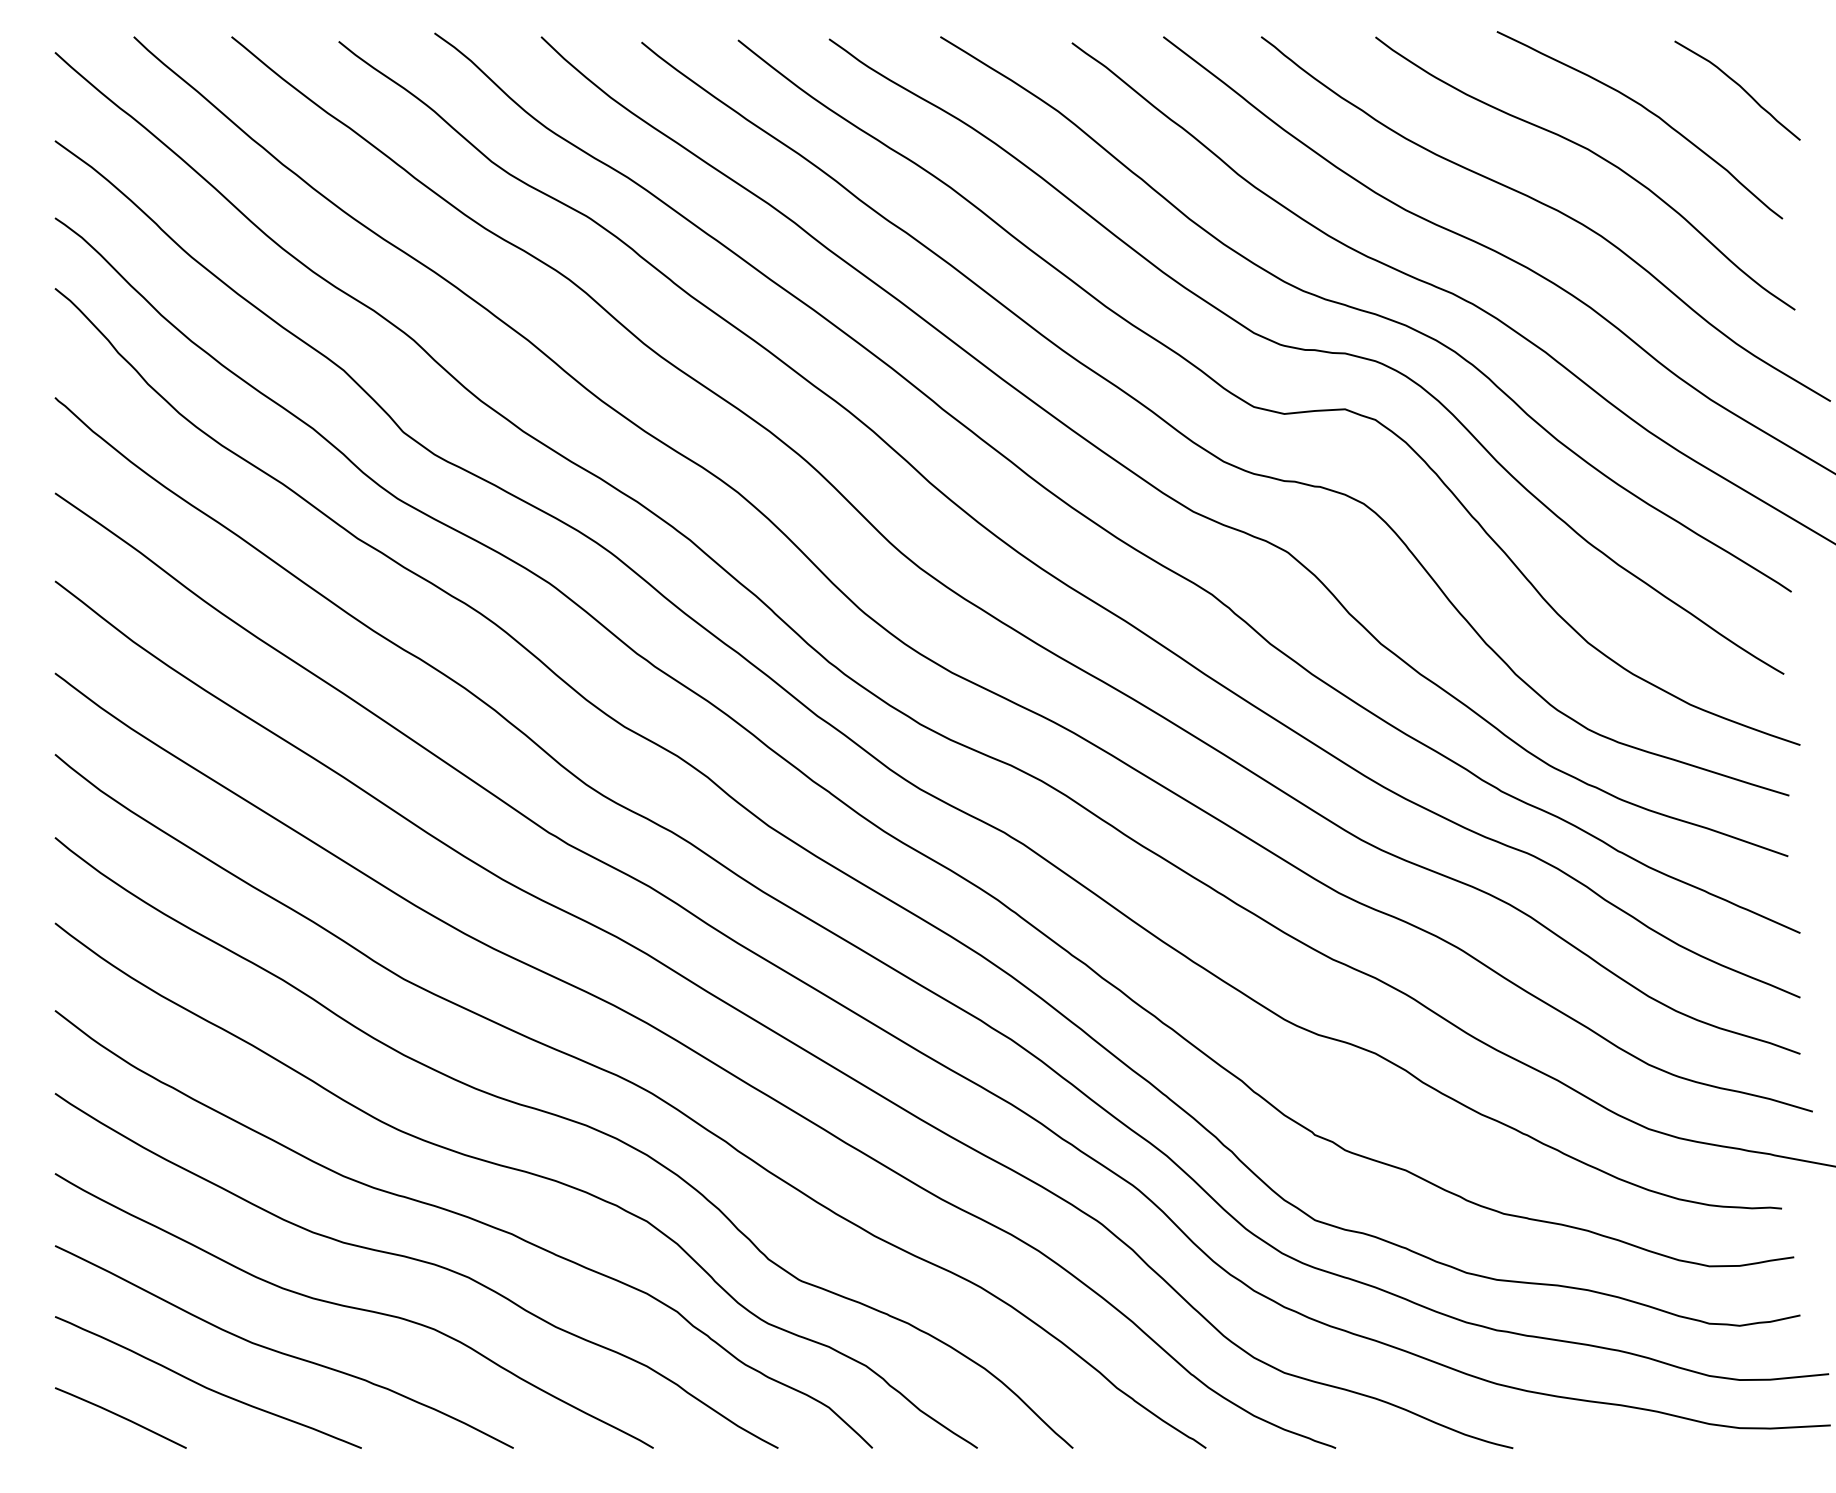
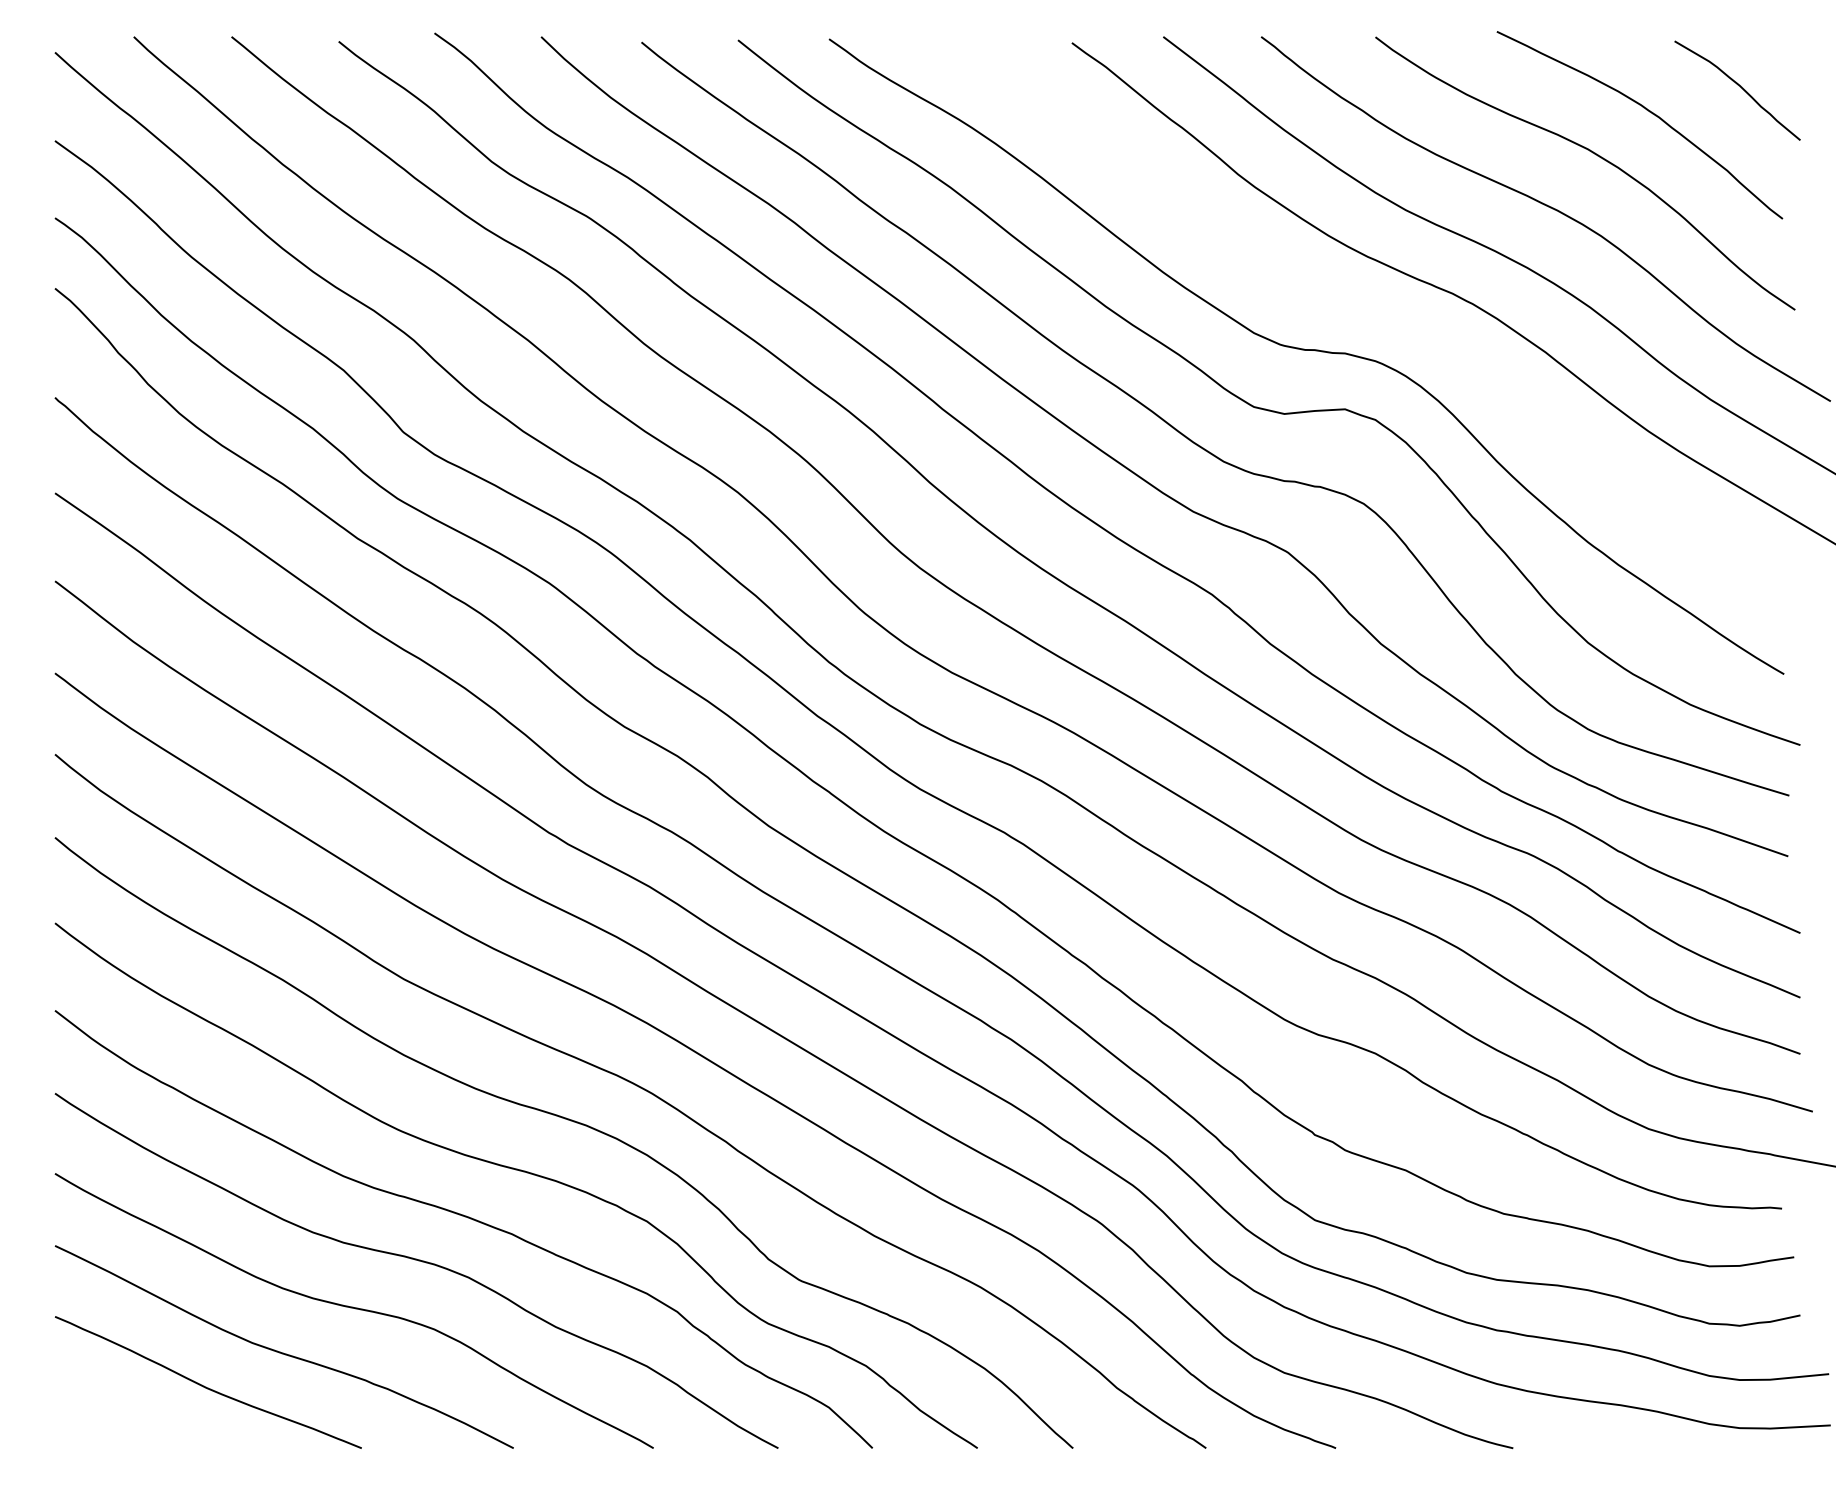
curve: present -> none (1365, 312)
line: present -> none (120, 1417)
